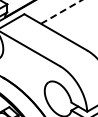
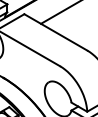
line: dashed -> solid (61, 11)
